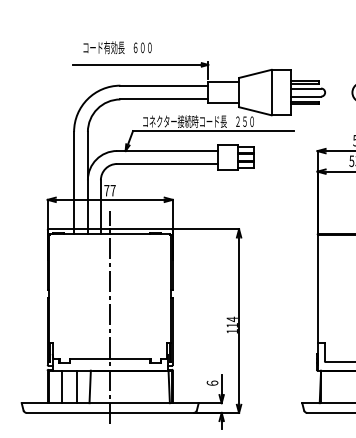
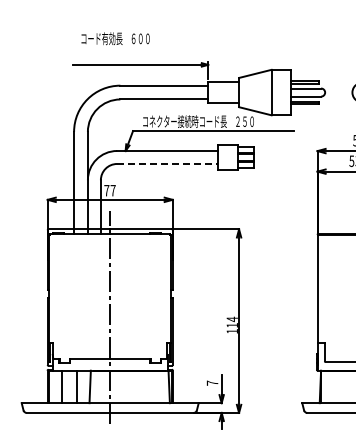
text position: (117, 47) -> (115, 38) (115, 38)
line: solid -> dashed (167, 163)
text: 6 -> 7 (212, 382)
